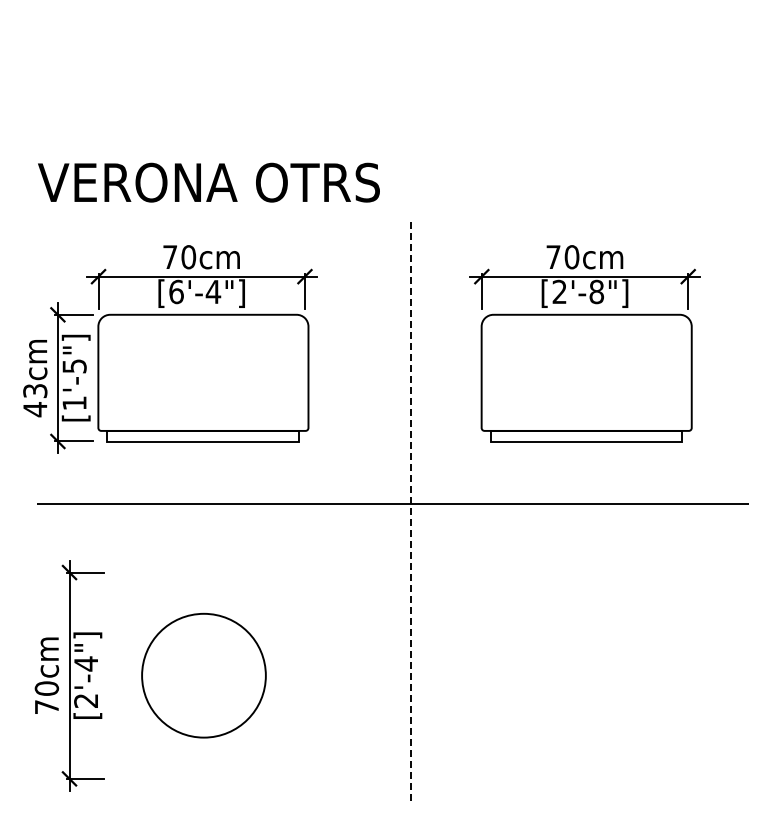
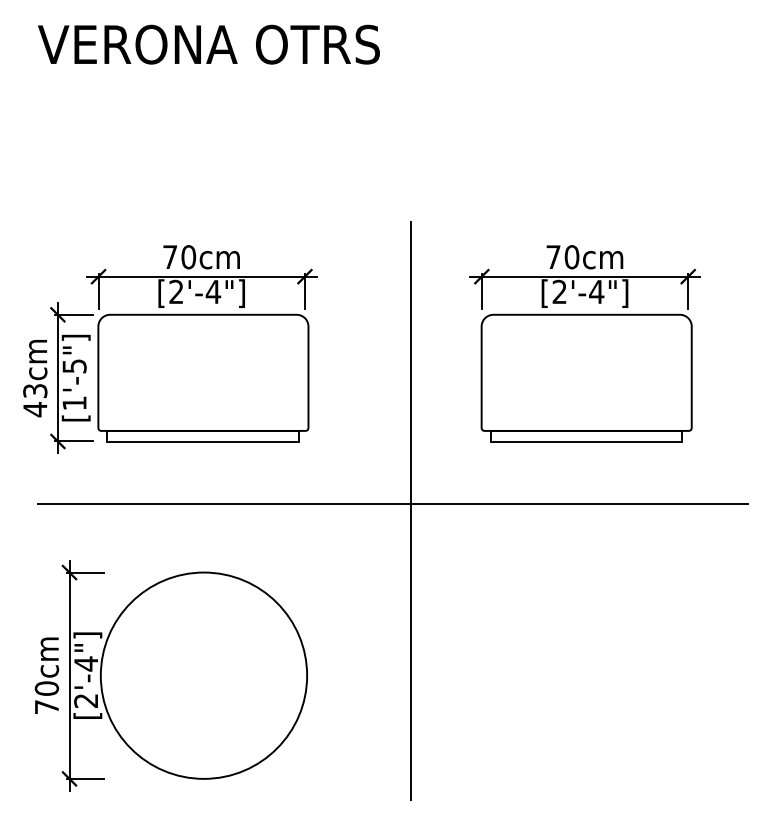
text position: (208, 182) -> (208, 44) (208, 44)
text: [6'-4"] -> [2'-4"] (176, 291)
text: [2'-8"] -> [2'-4"] (596, 291)
line: dashed -> solid (410, 510)
circle diameter: 124 px -> 206 px (203, 675)
